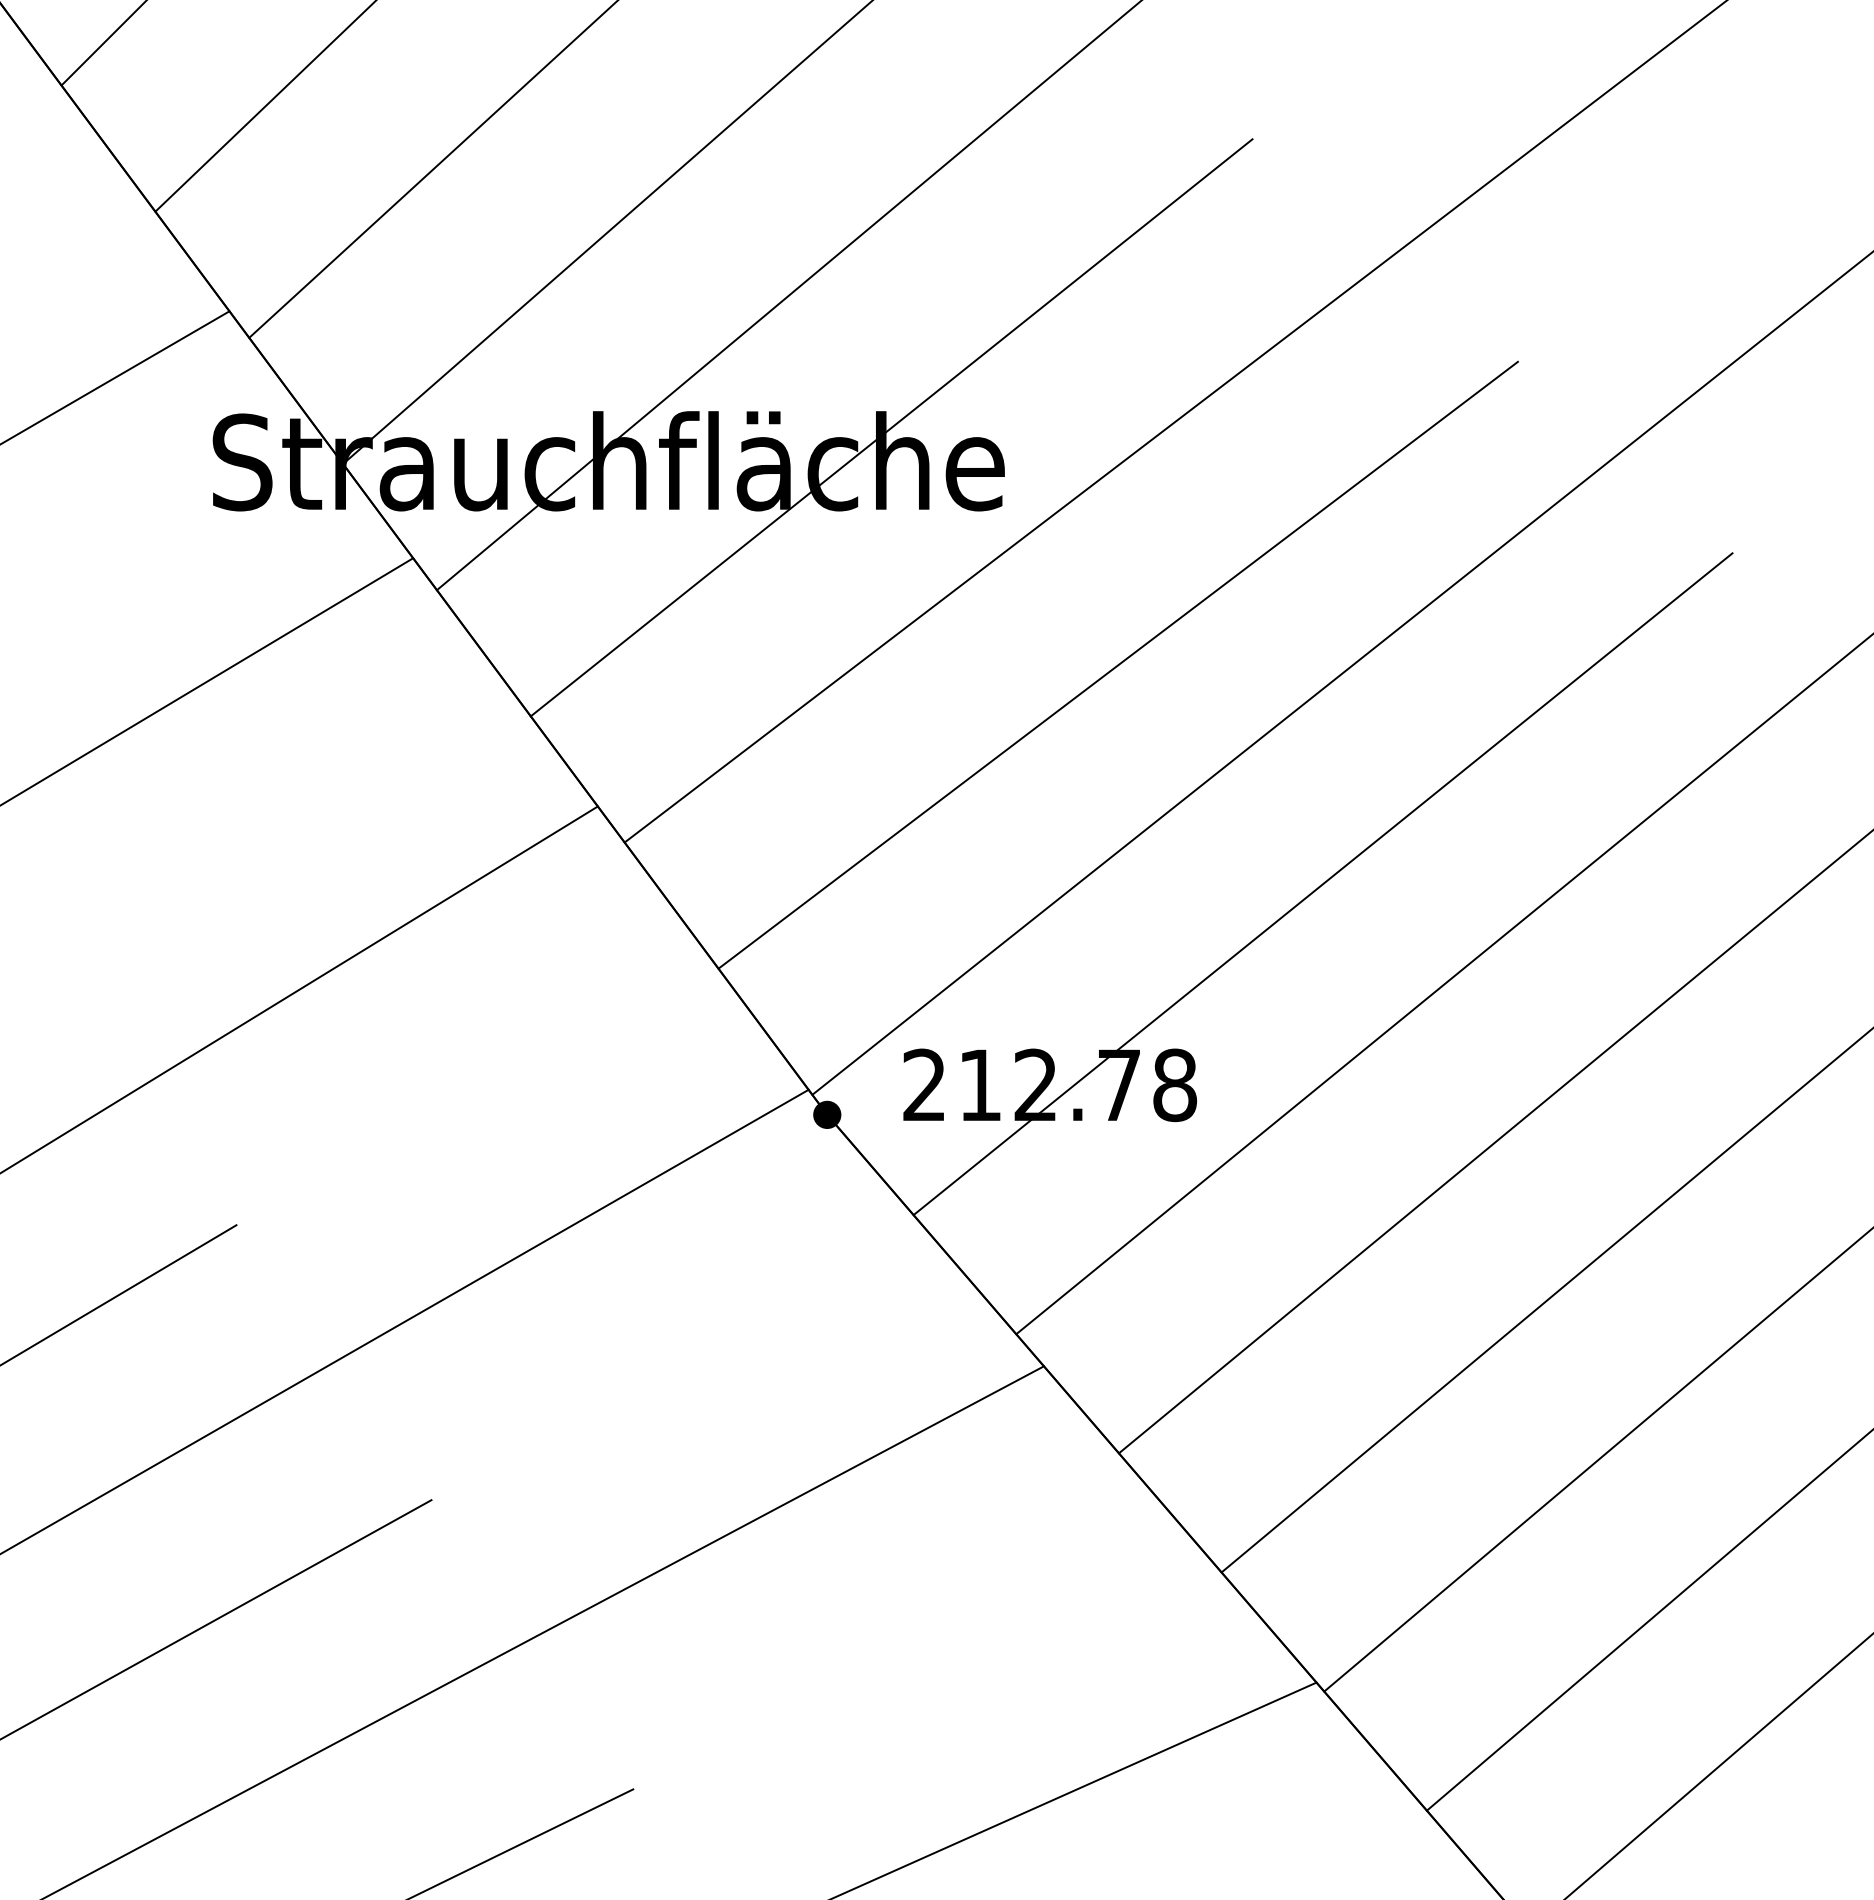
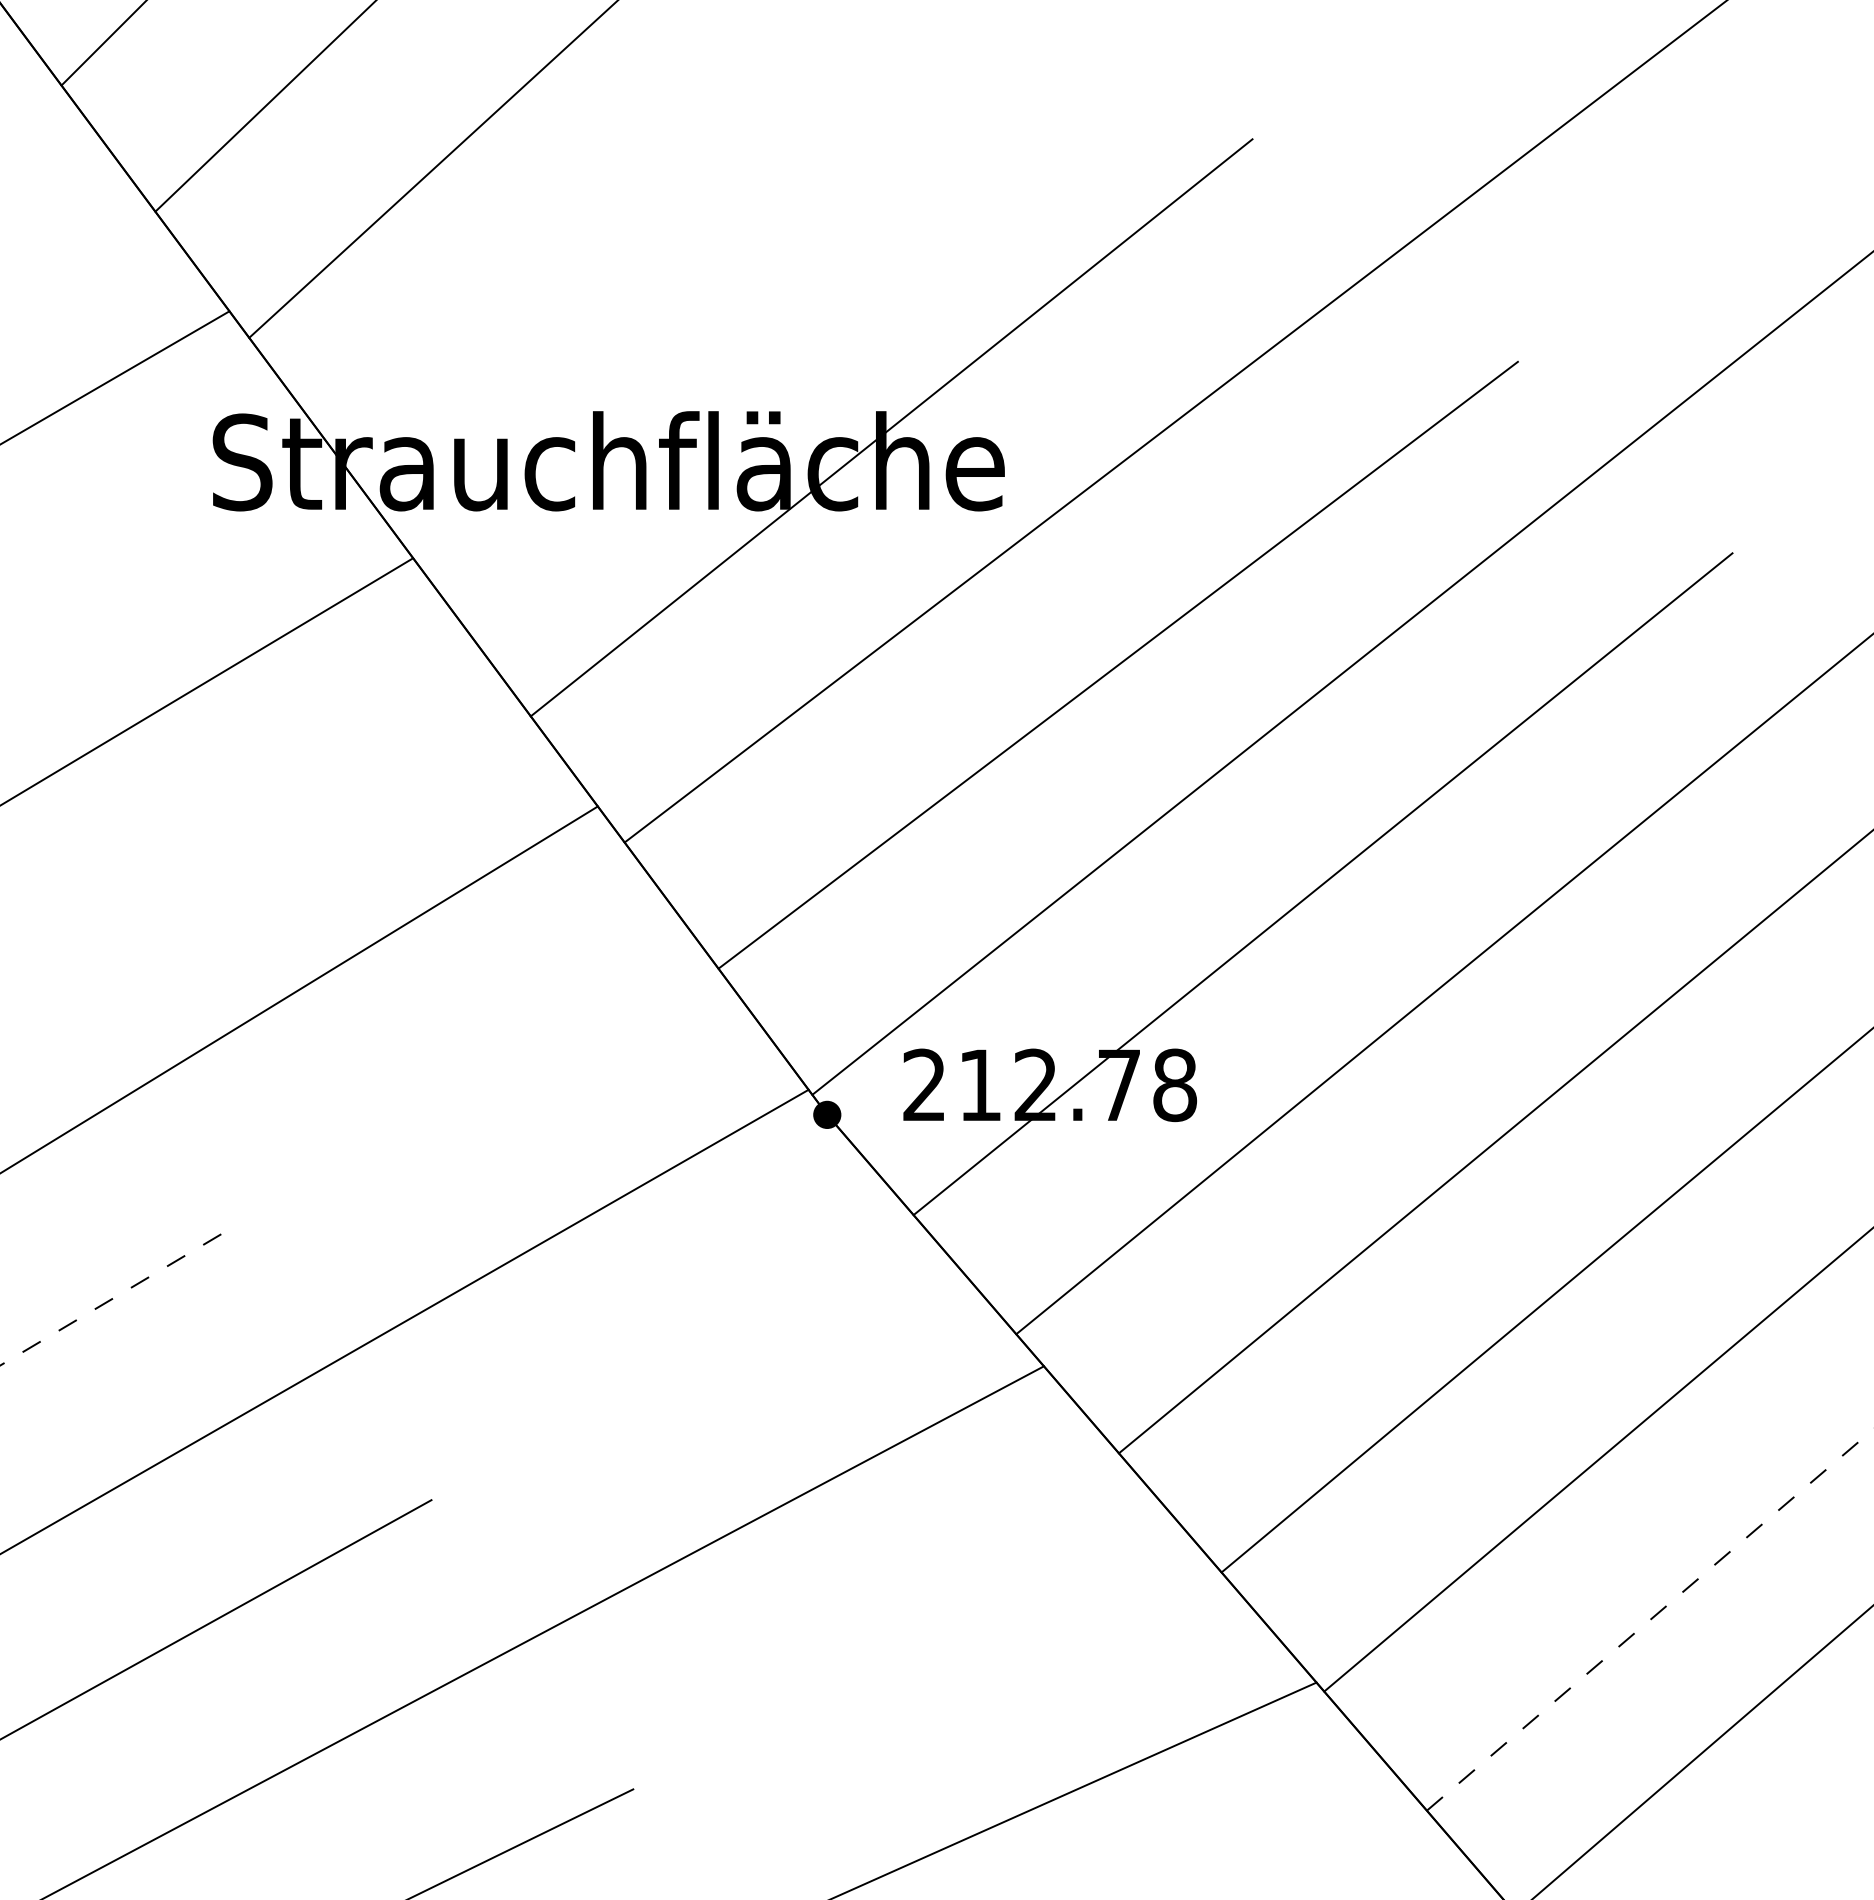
line: present -> none (606, 233)
line: present -> none (787, 296)
line: solid -> dashed (118, 1295)
line: solid -> dashed (1650, 1619)
line position: (1719, 1765) -> (1702, 1752) (1702, 1752)
